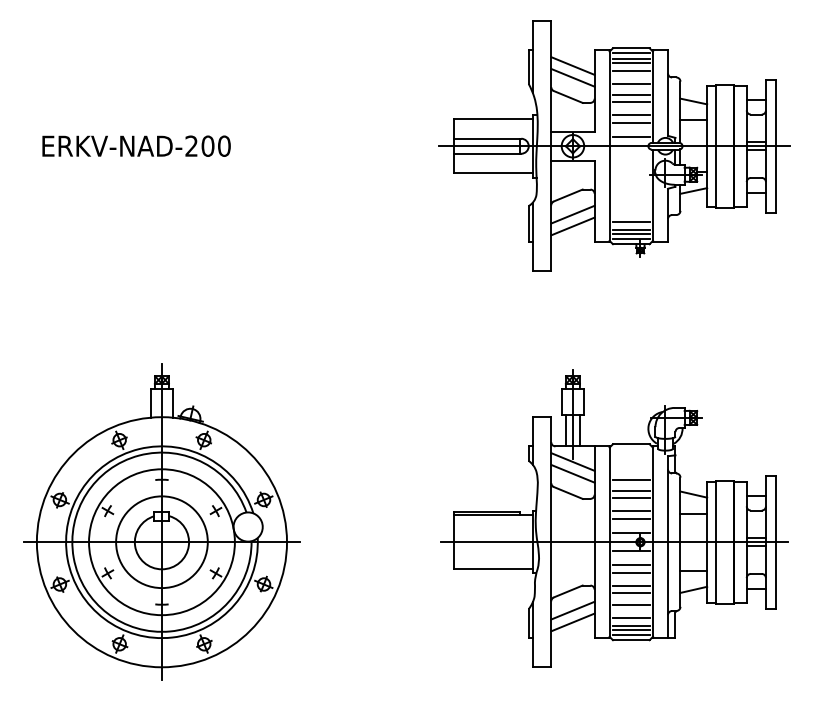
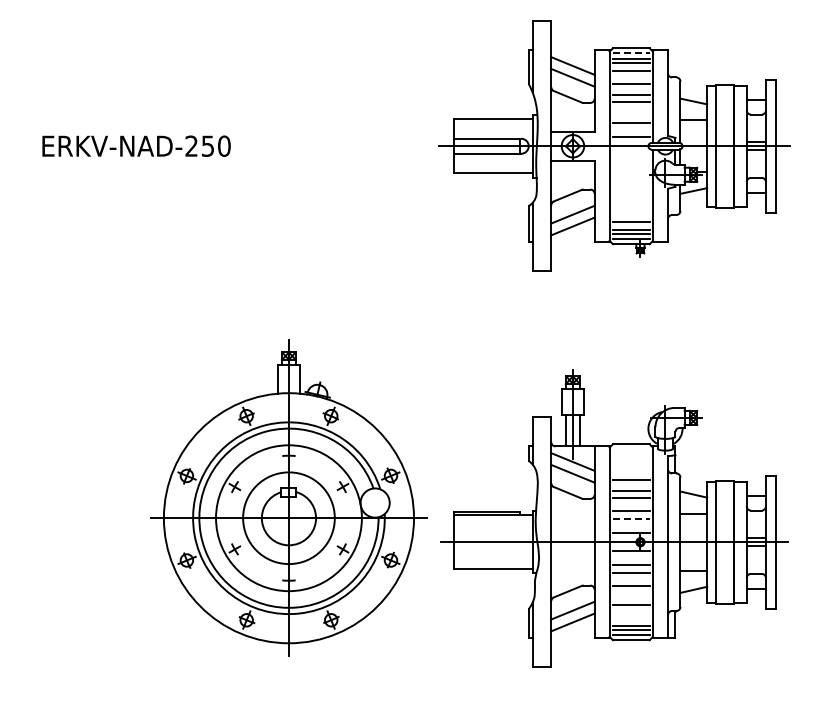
line: solid -> dashed (631, 53)
line: present -> none (630, 115)
text: ERKV-NAD-200 -> ERKV-NAD-250 (207, 145)
line: solid -> dashed (631, 519)
part position: (161, 521) -> (288, 497) (288, 497)
line: present -> none (630, 593)
line: present -> none (630, 617)
